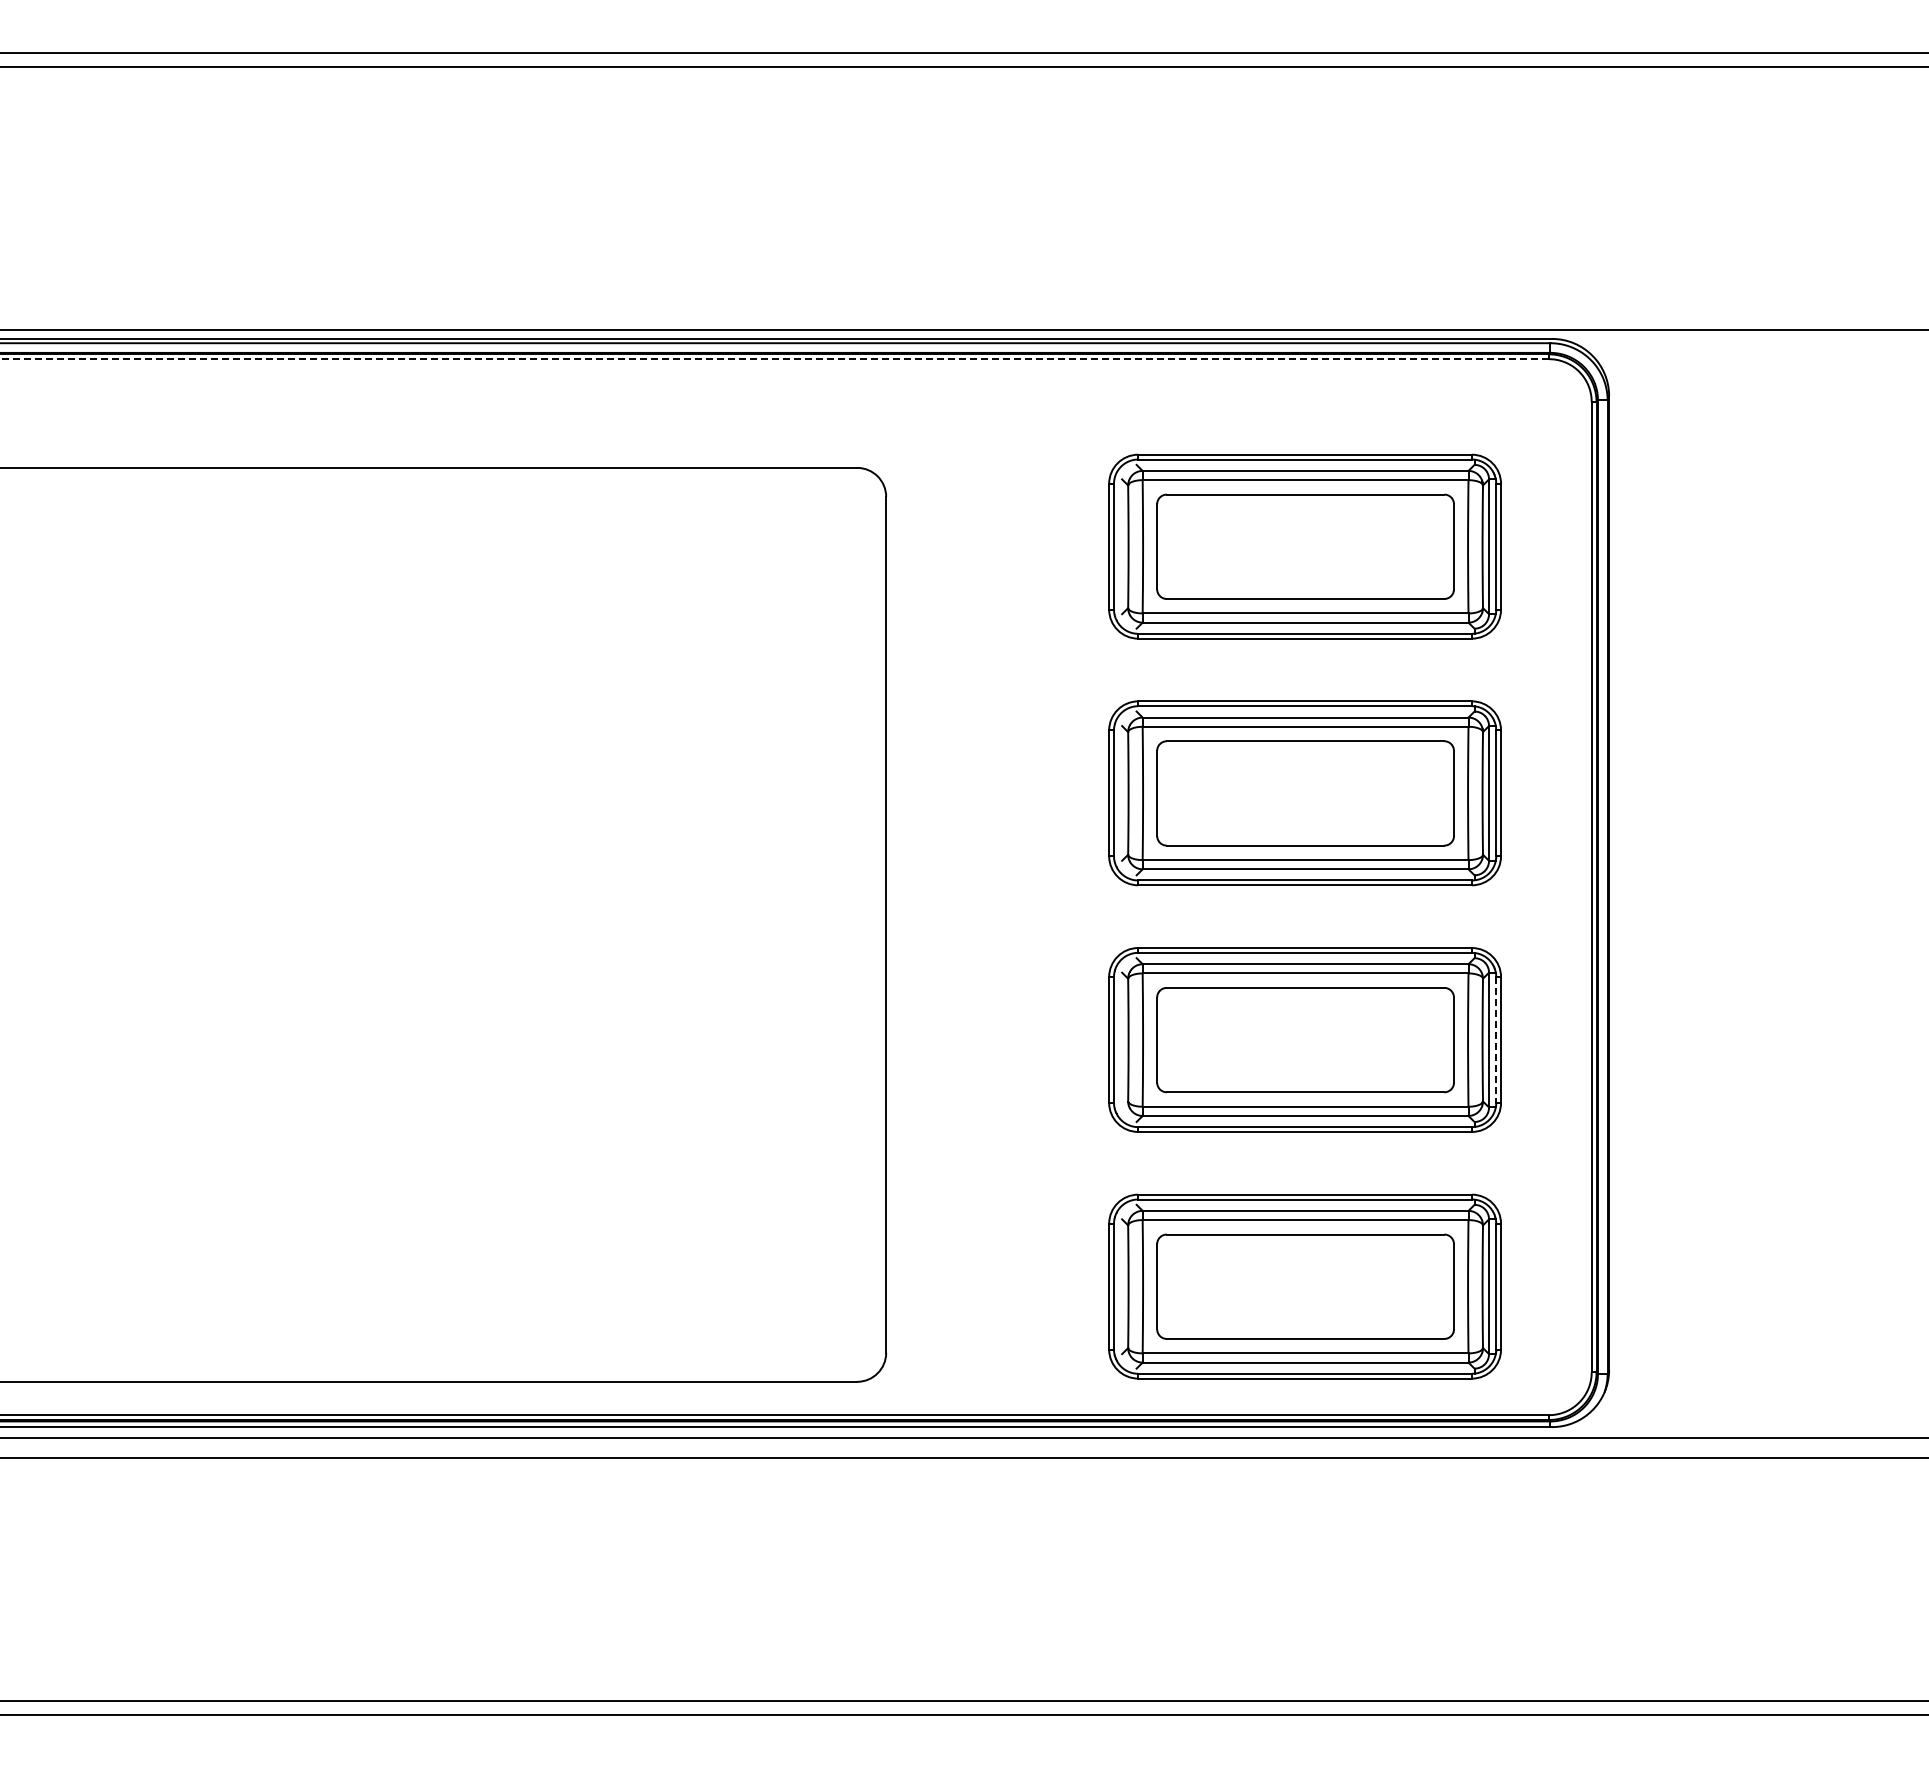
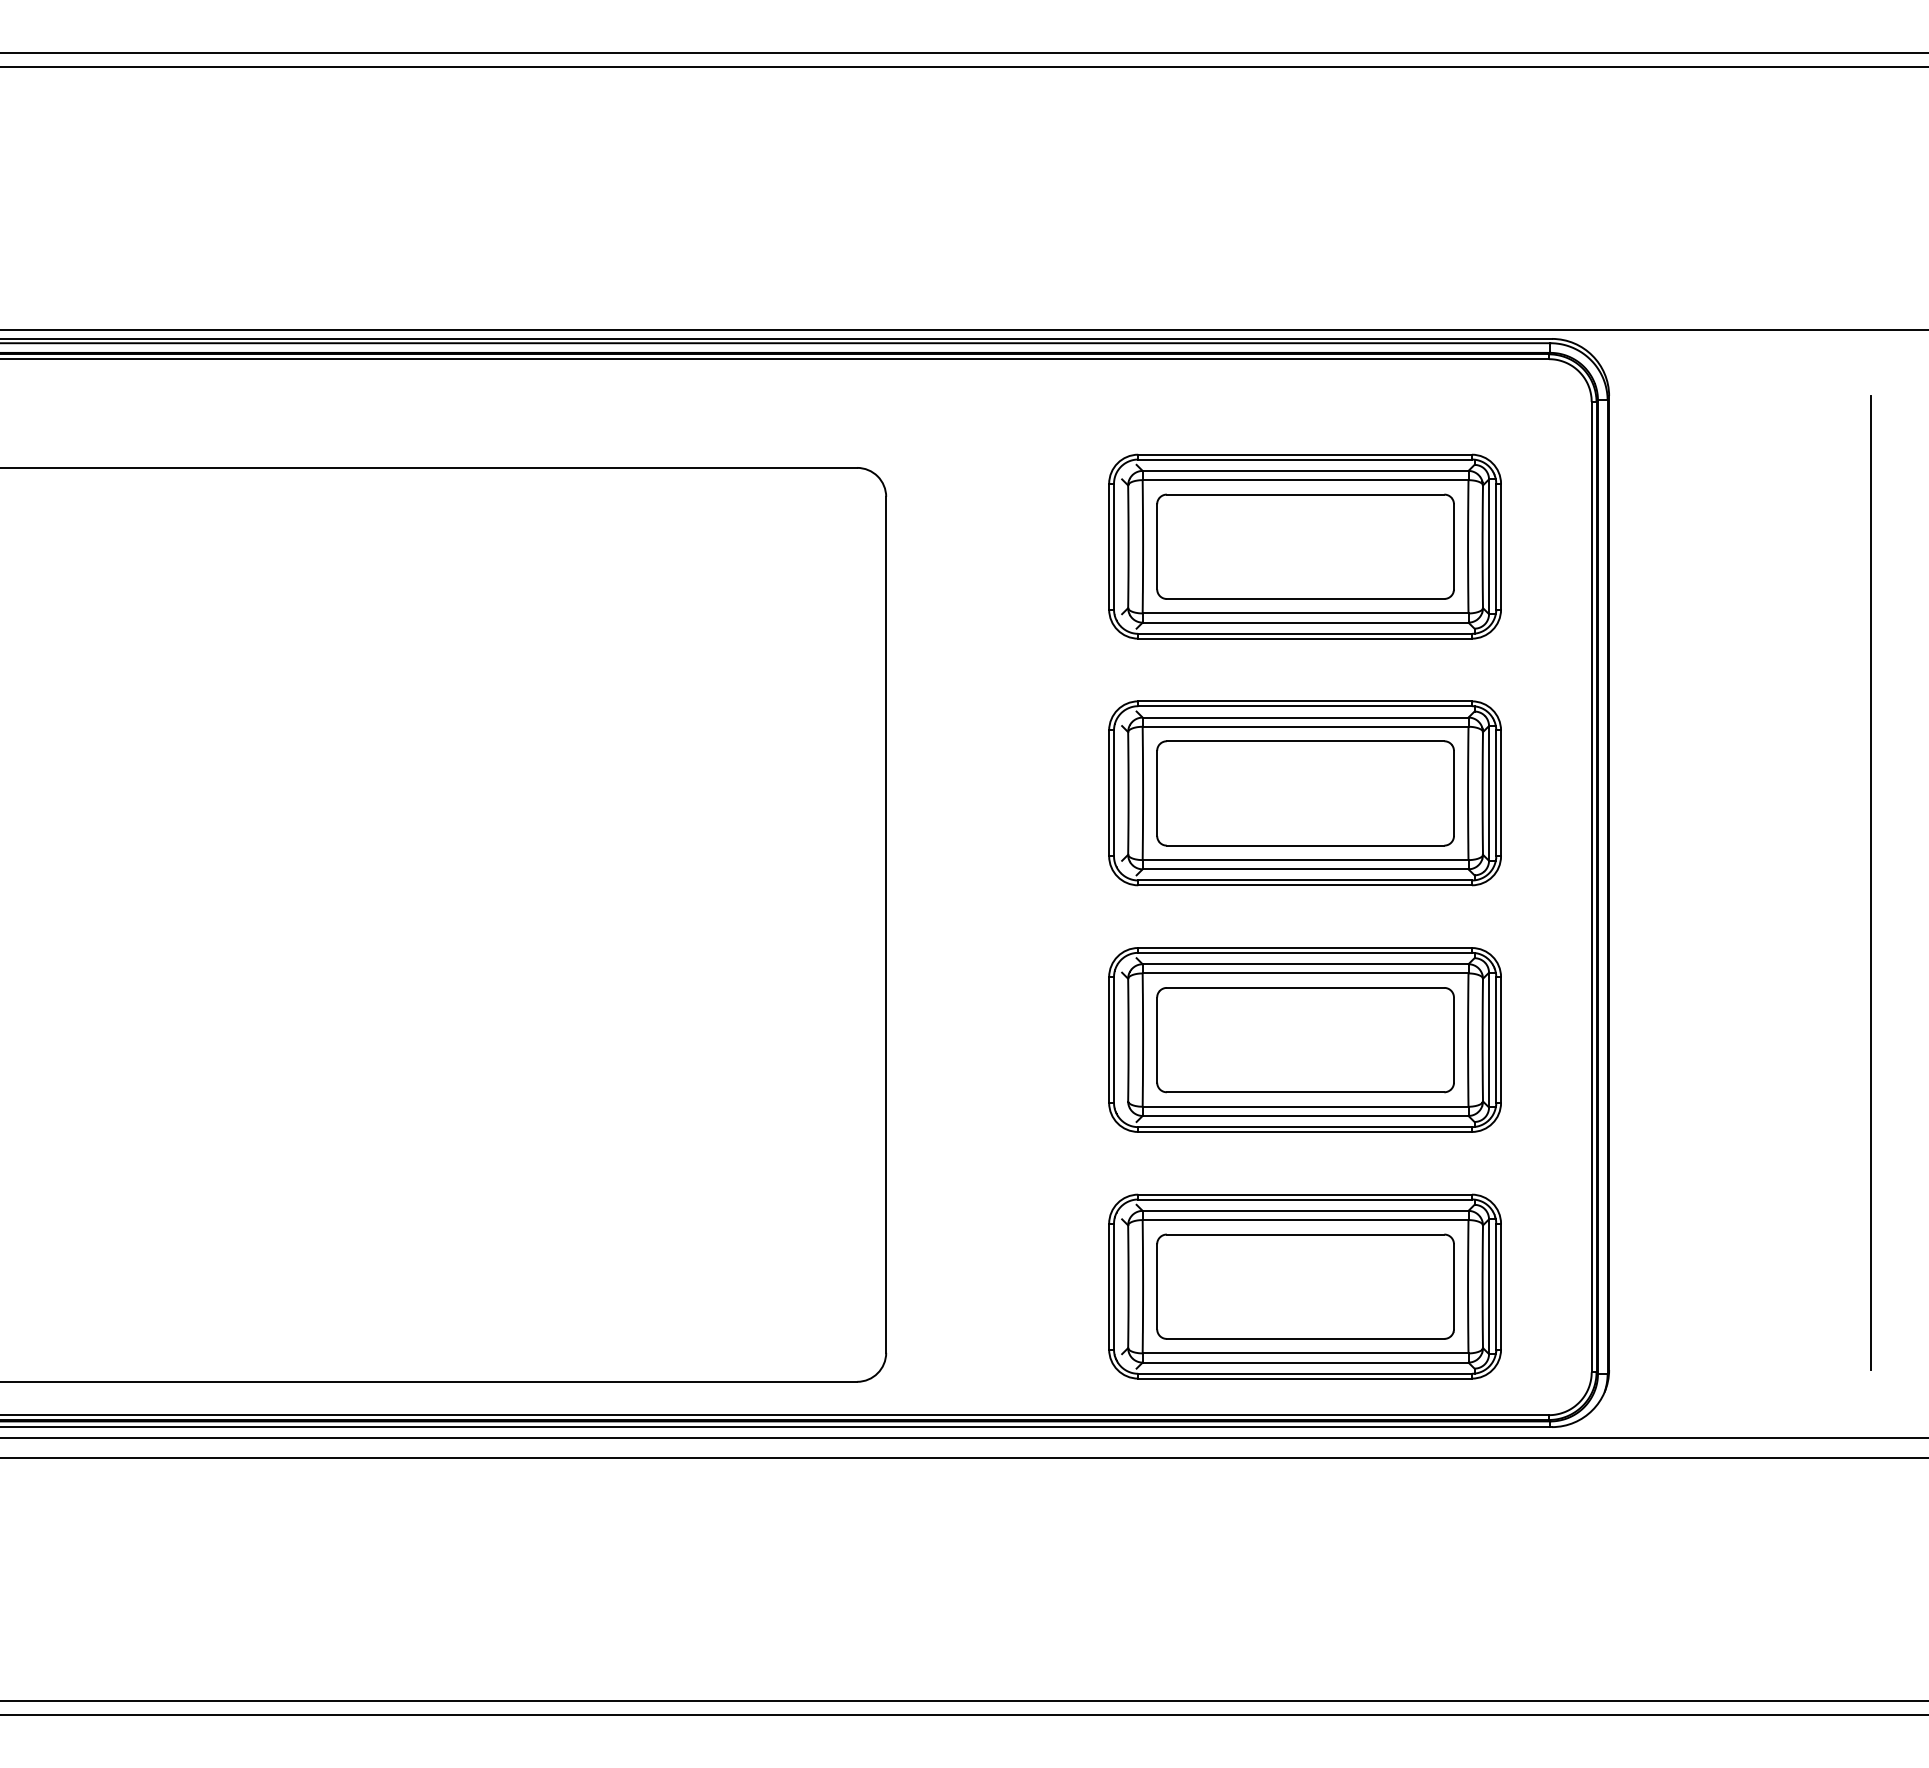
line: dashed -> solid (774, 359)
line: none -> present (1871, 883)
line: dashed -> solid (1496, 1039)
